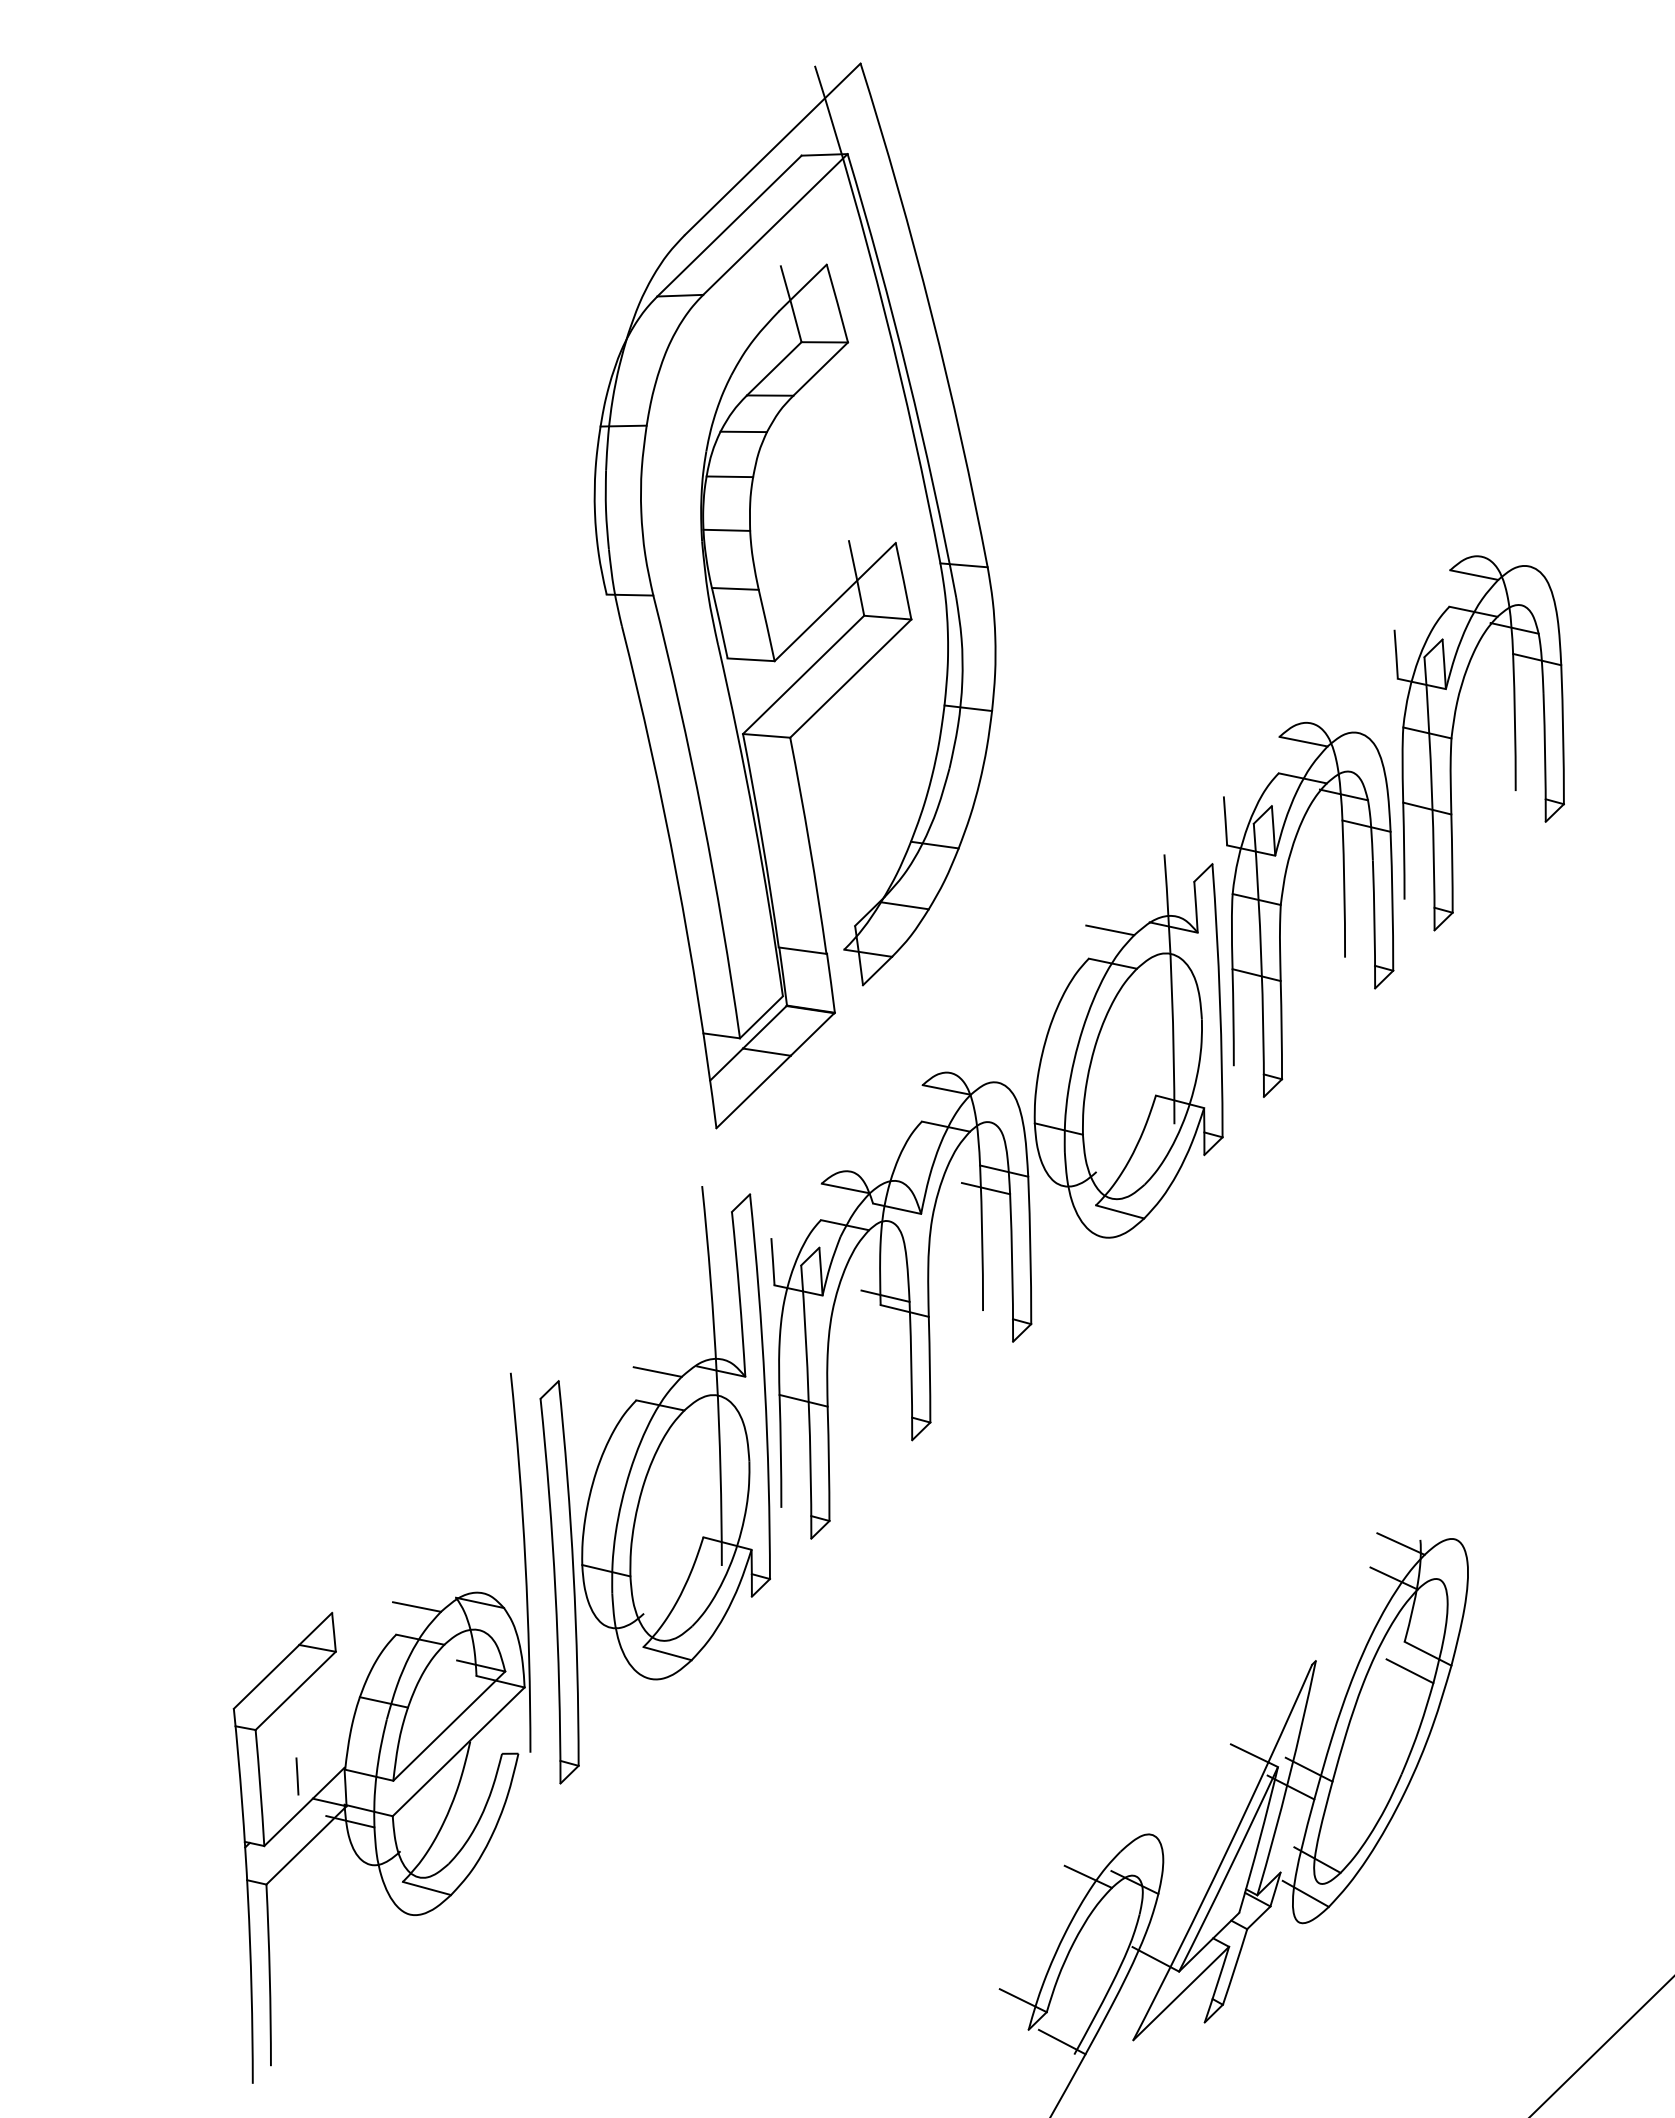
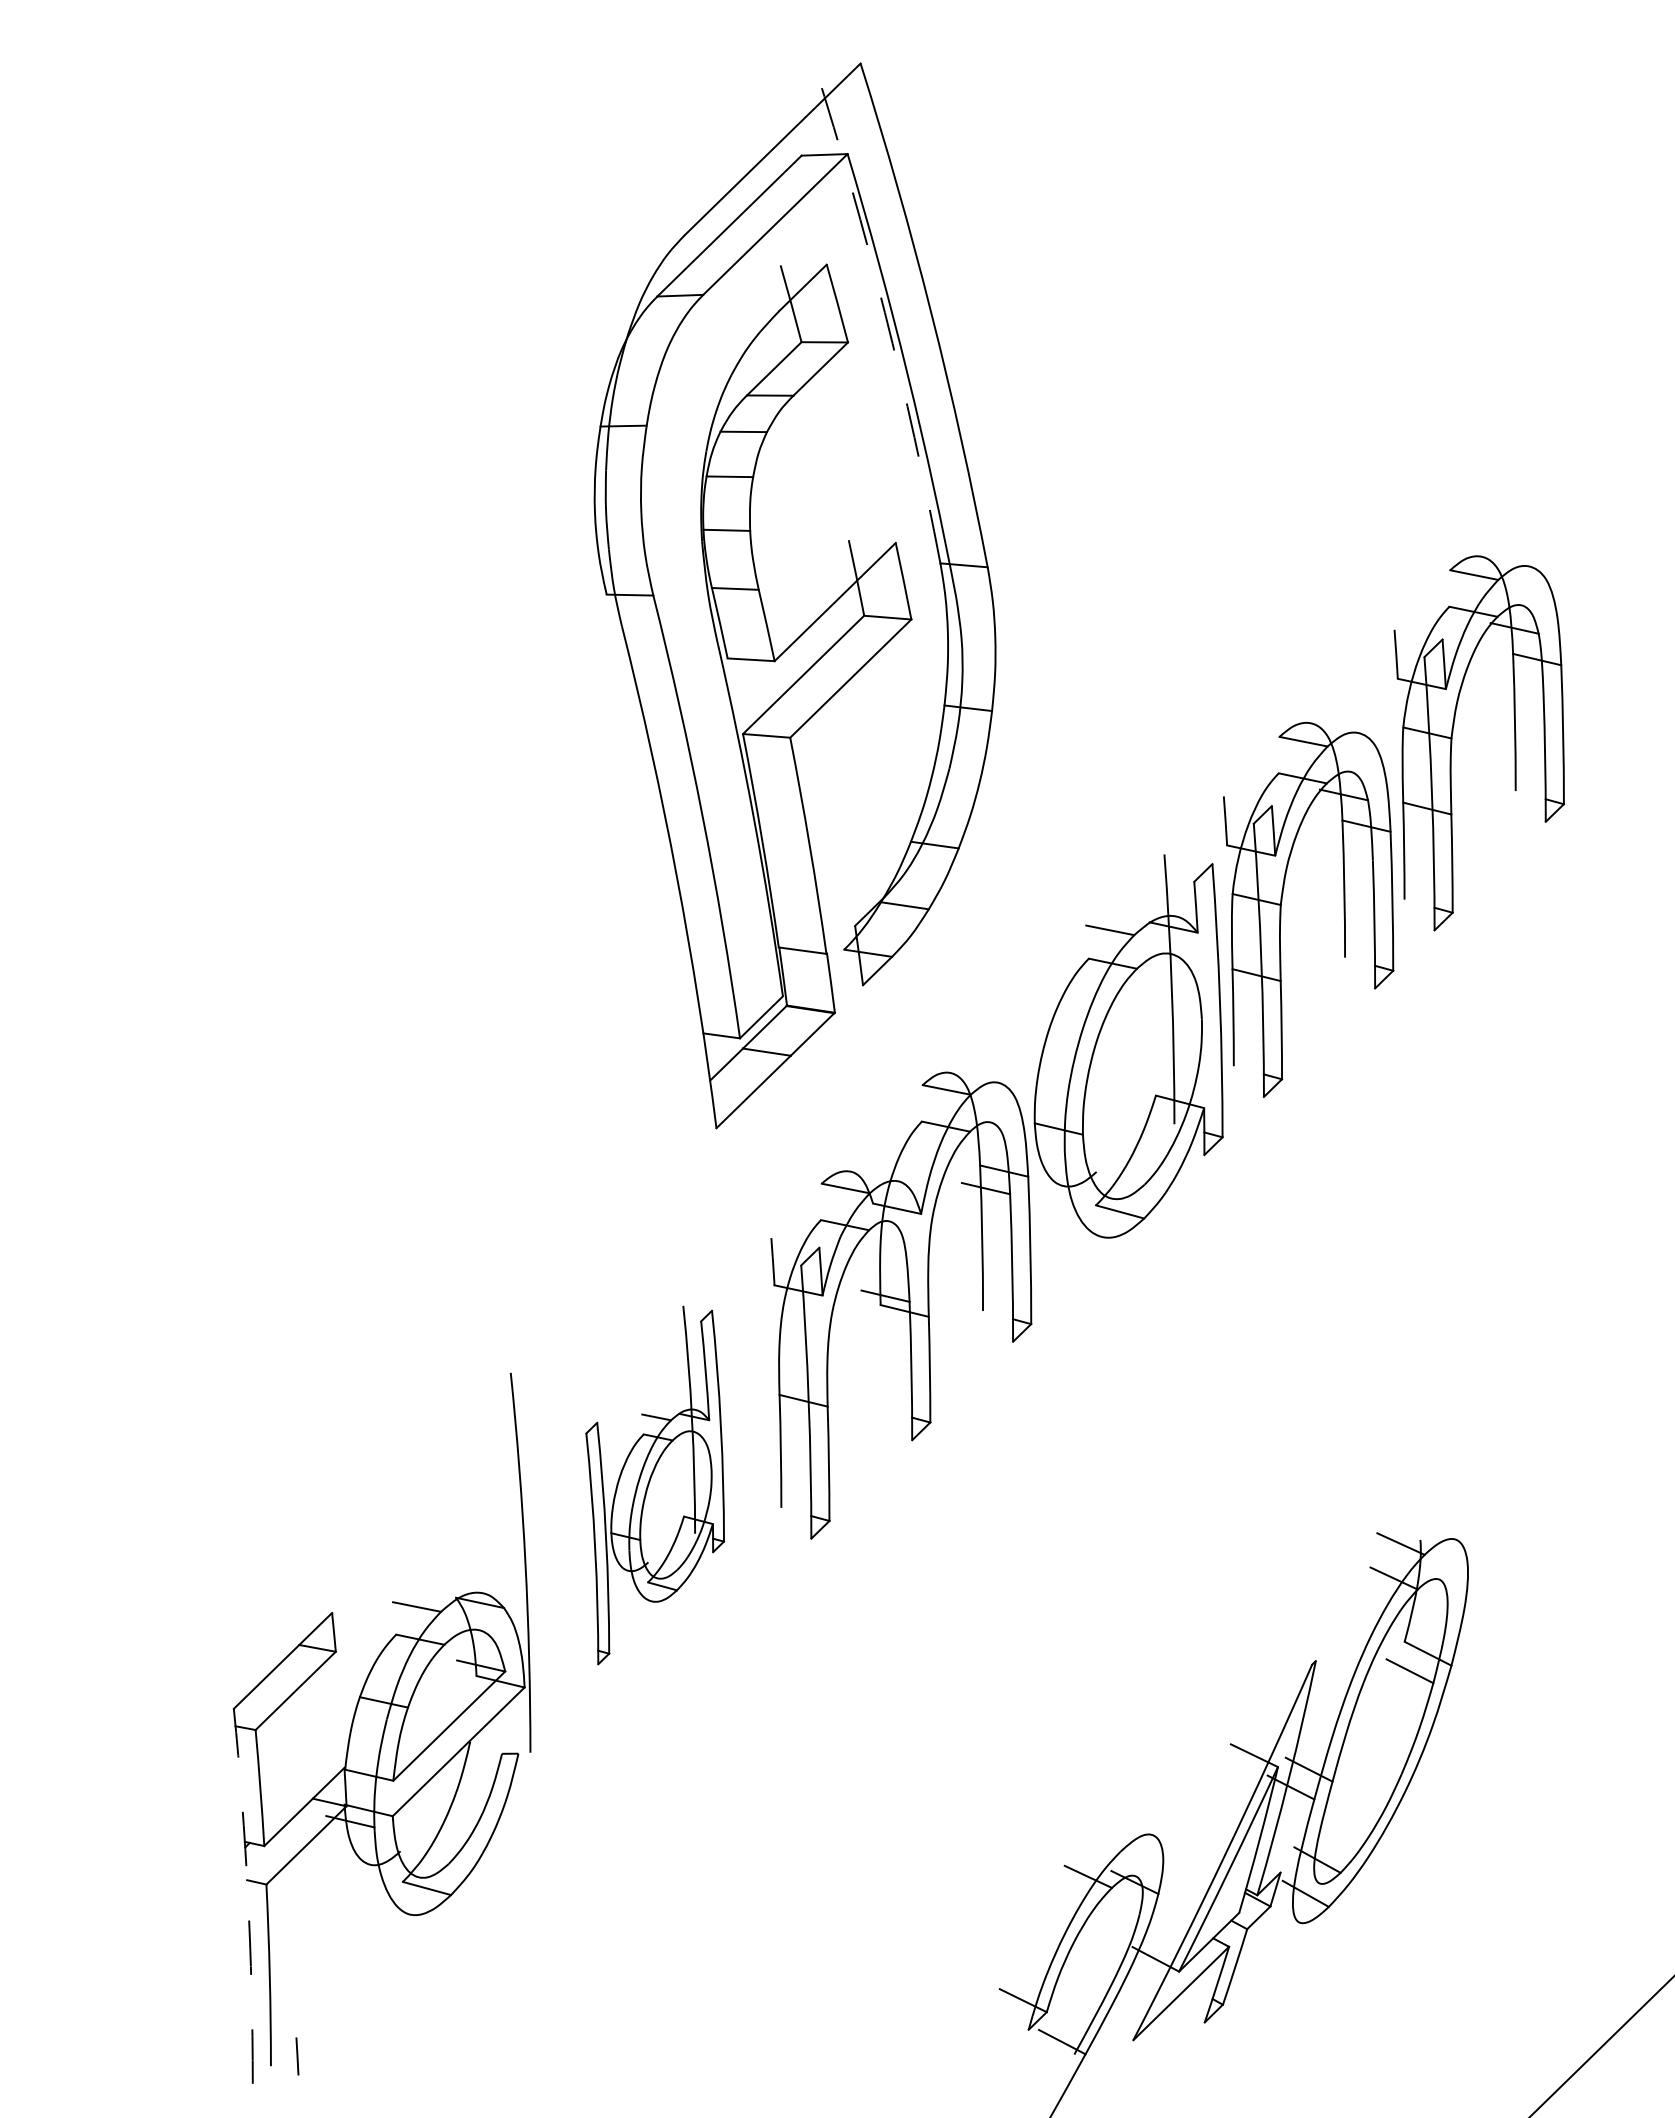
arc: solid -> dashed (884, 312)
part size: 232x599 px -> 141x361 px (655, 1485)
line position: (297, 1776) -> (297, 2056) (297, 2056)
arc: solid -> dashed (248, 1896)
